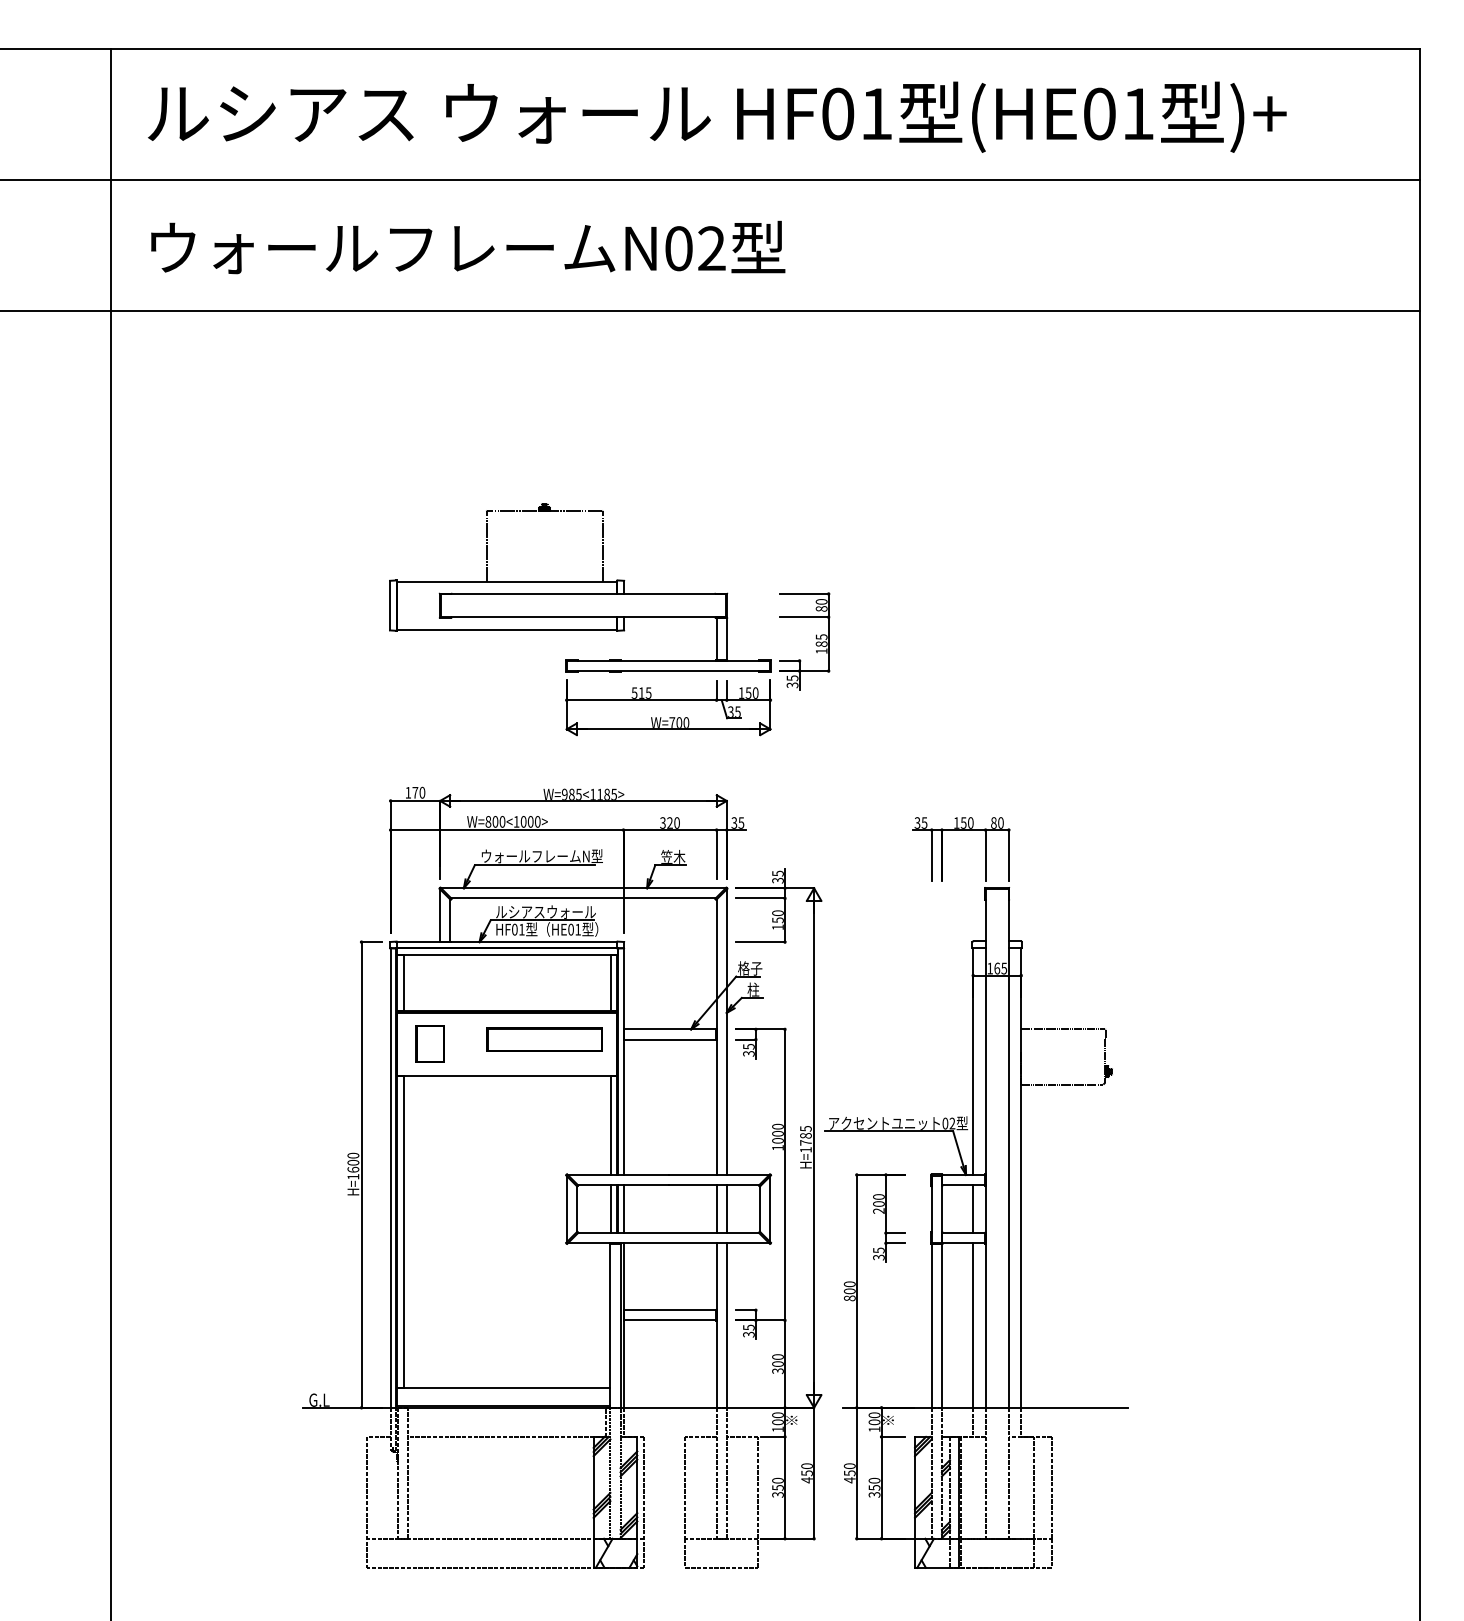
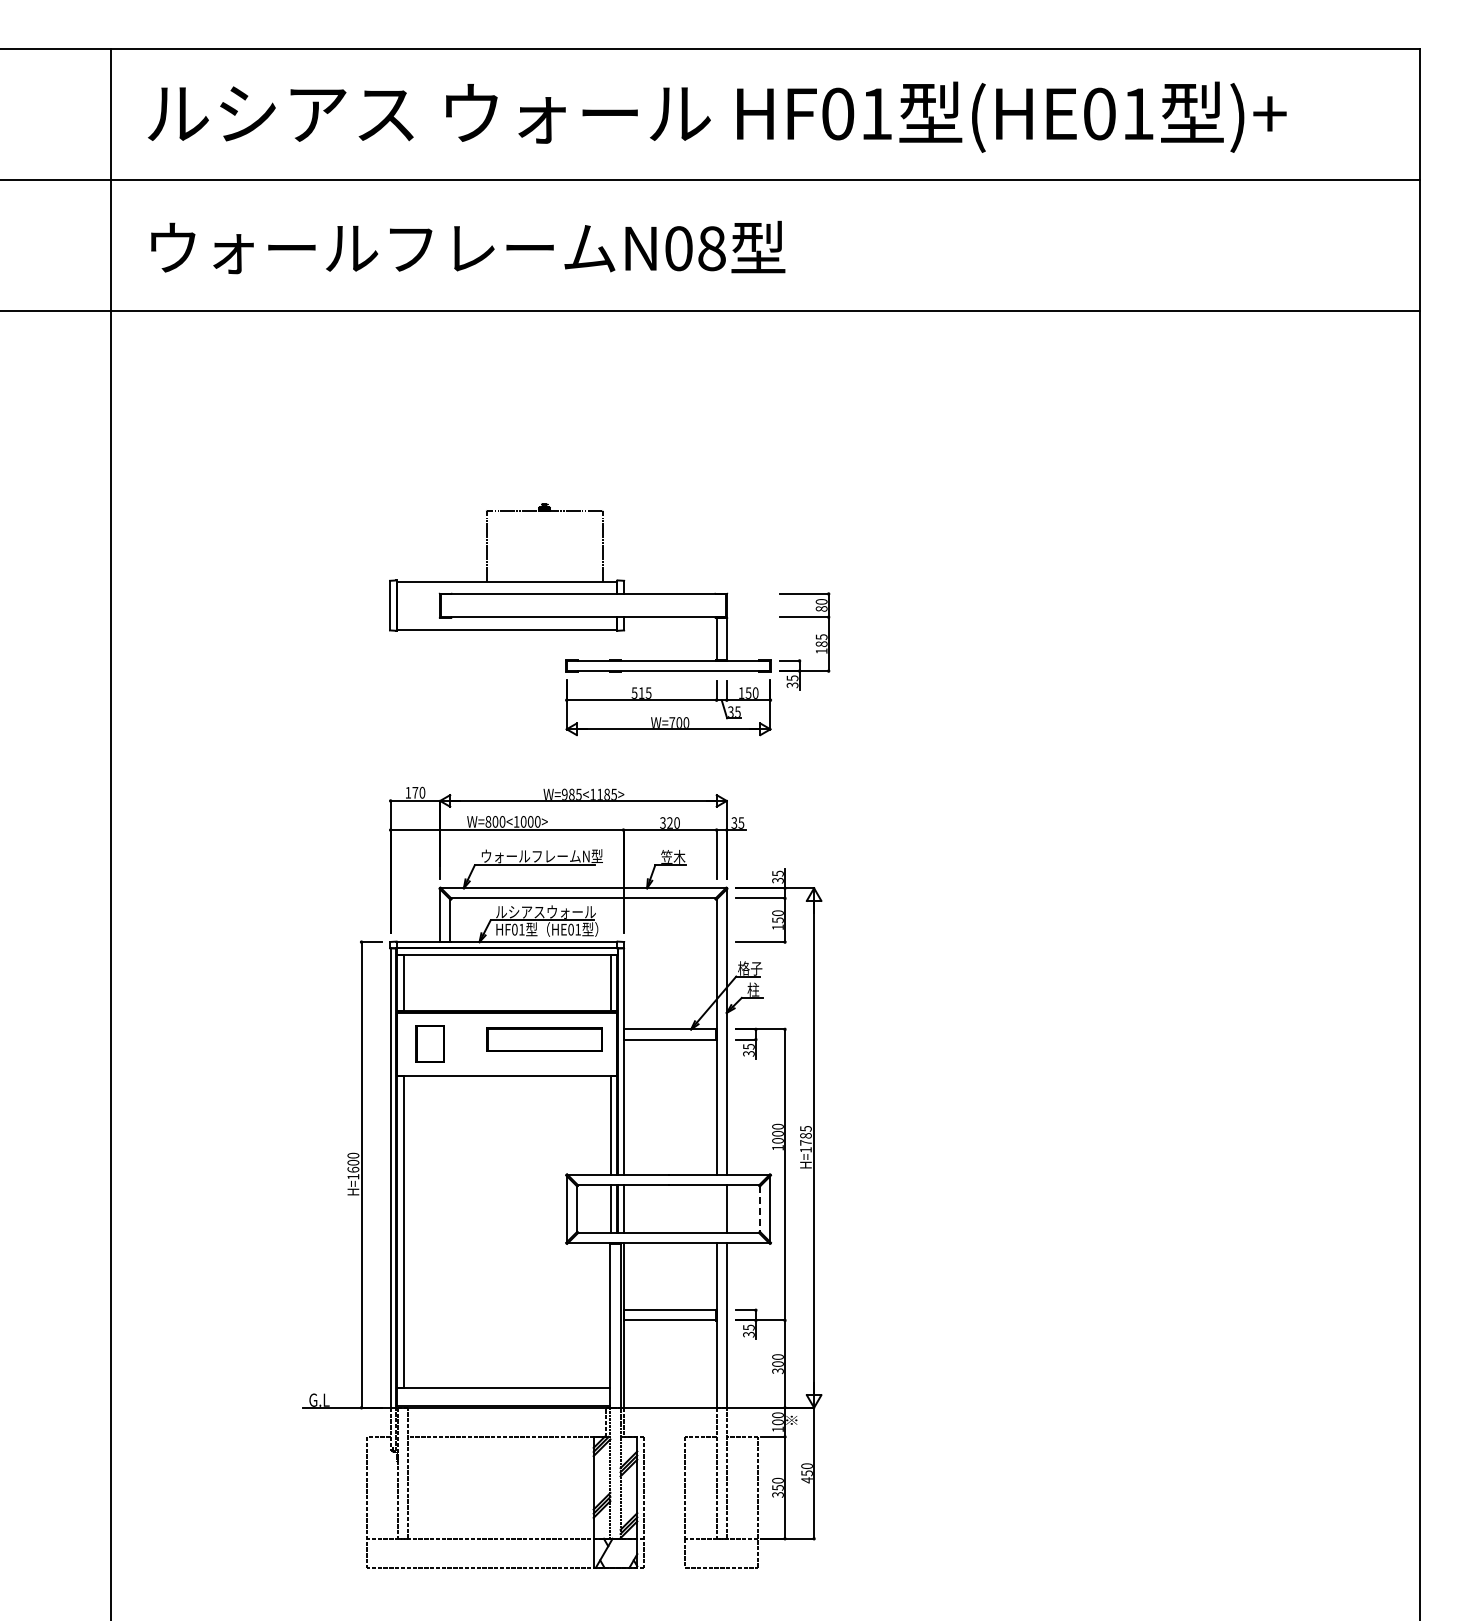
text: N02 -> N08 (711, 248)
part: present -> none (976, 1192)
line: present -> none (716, 1209)
line: solid -> dashed (760, 1209)
